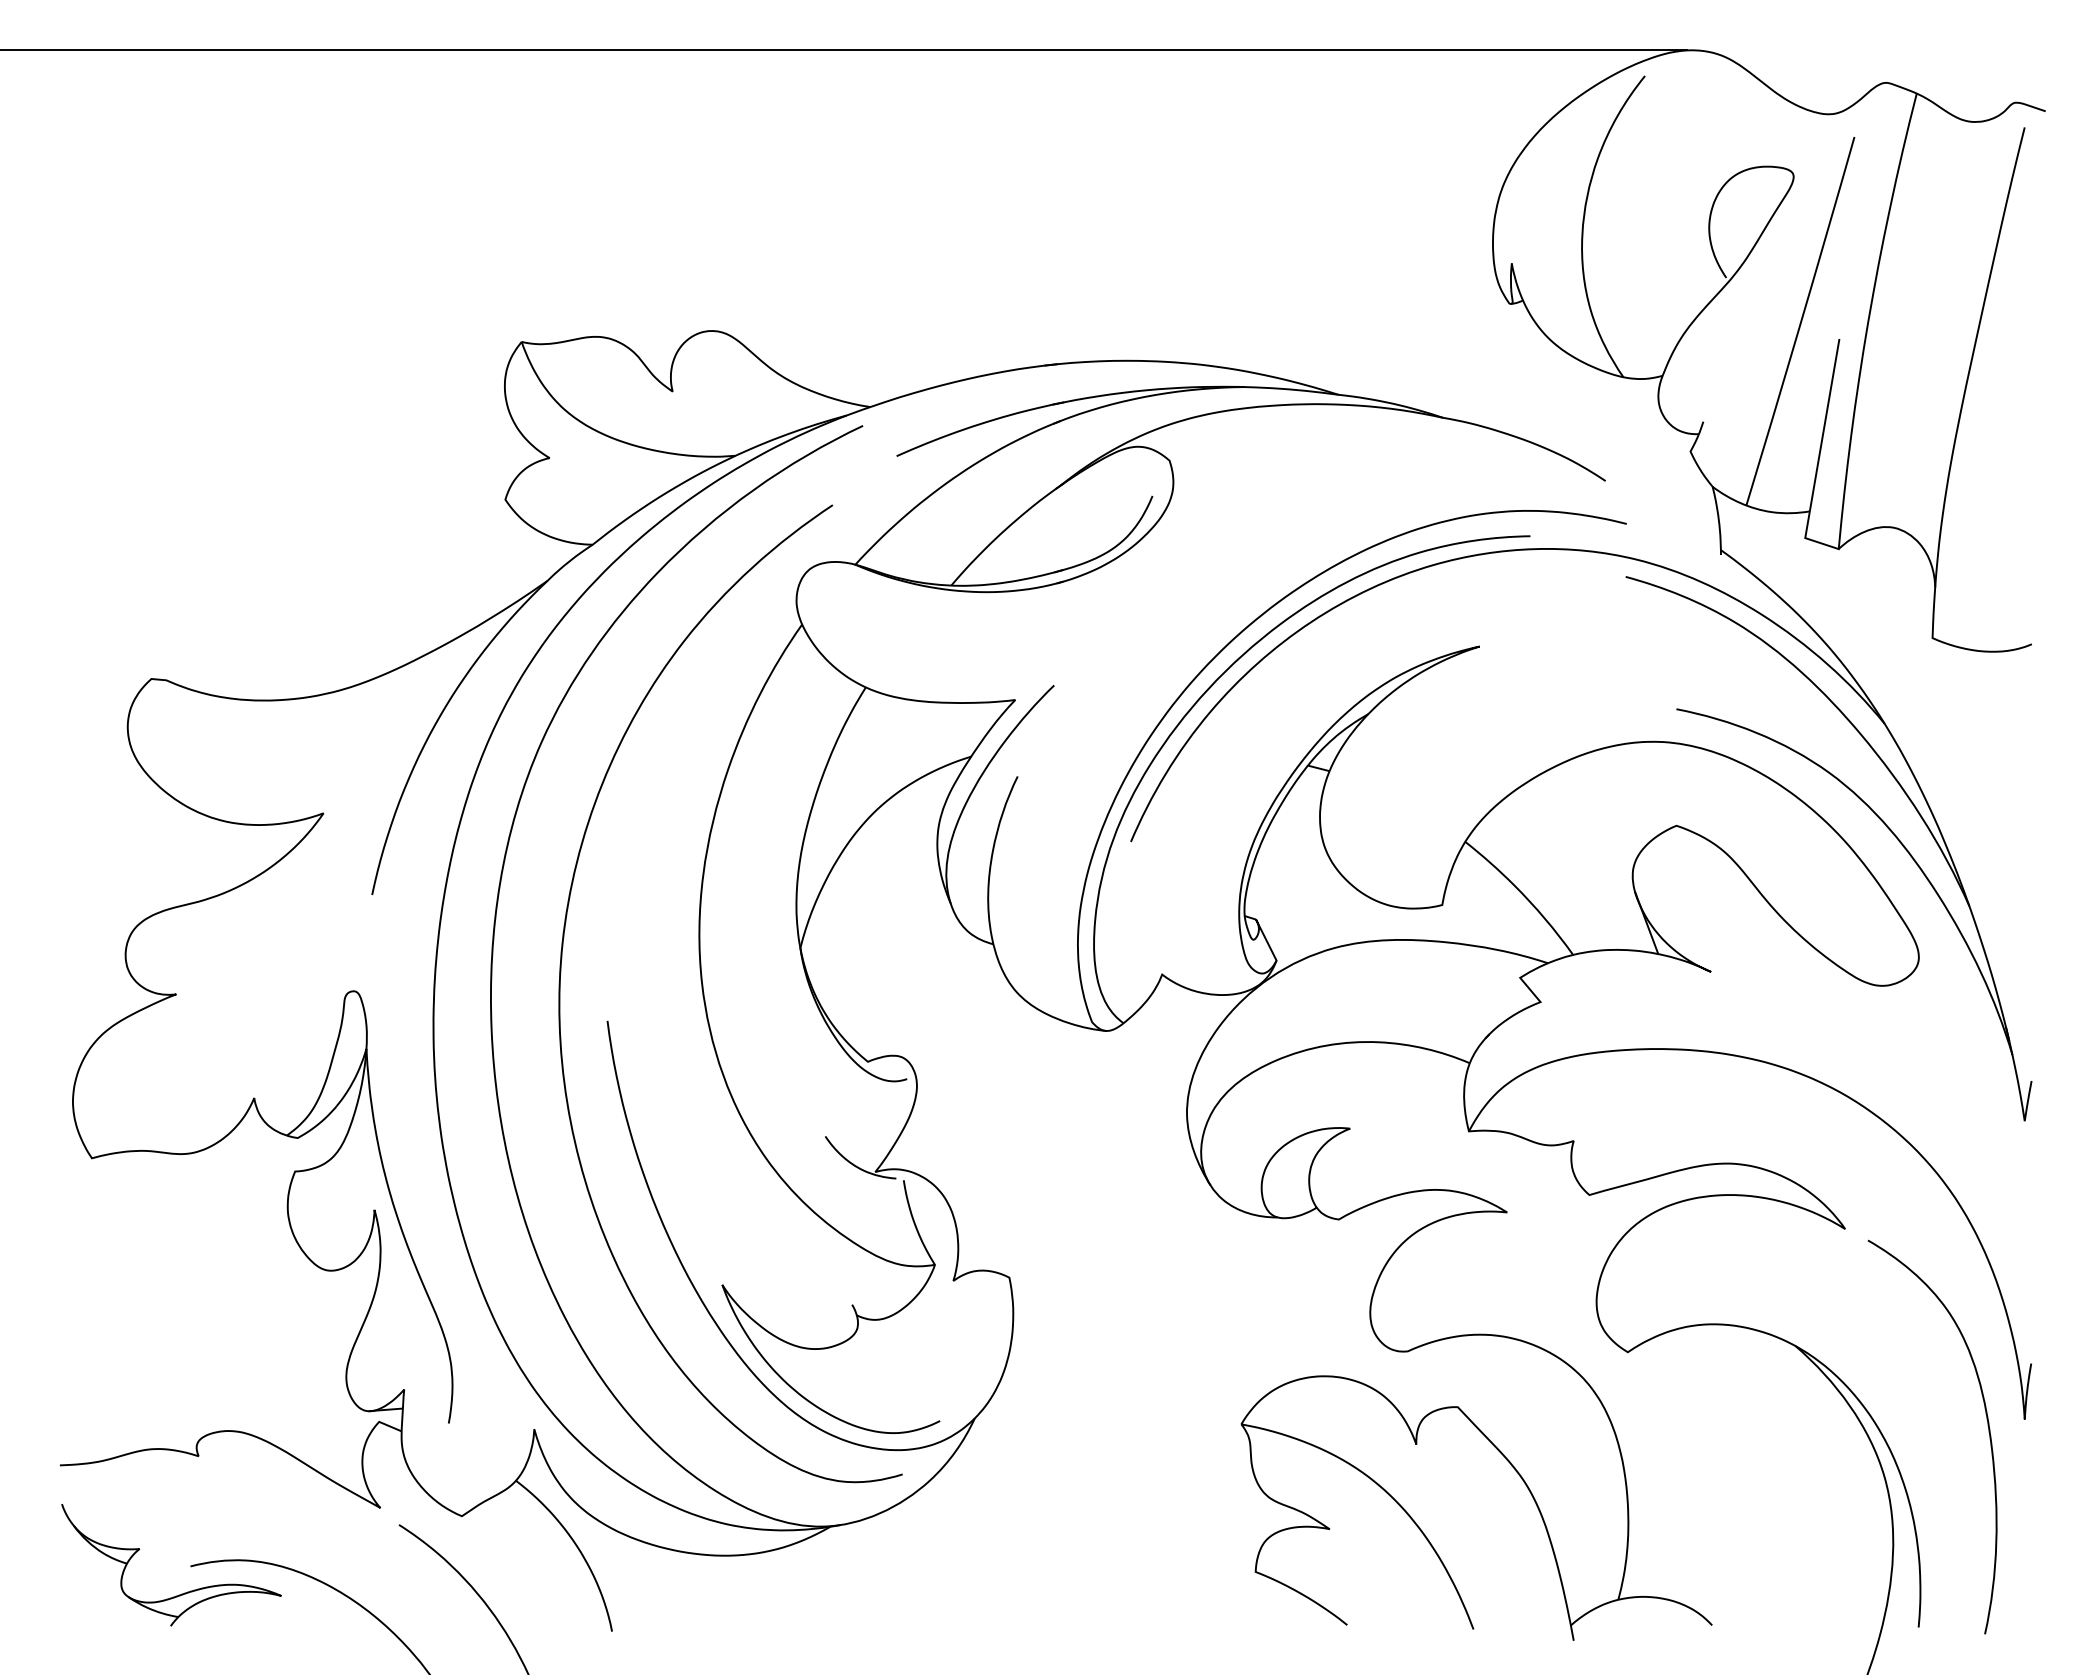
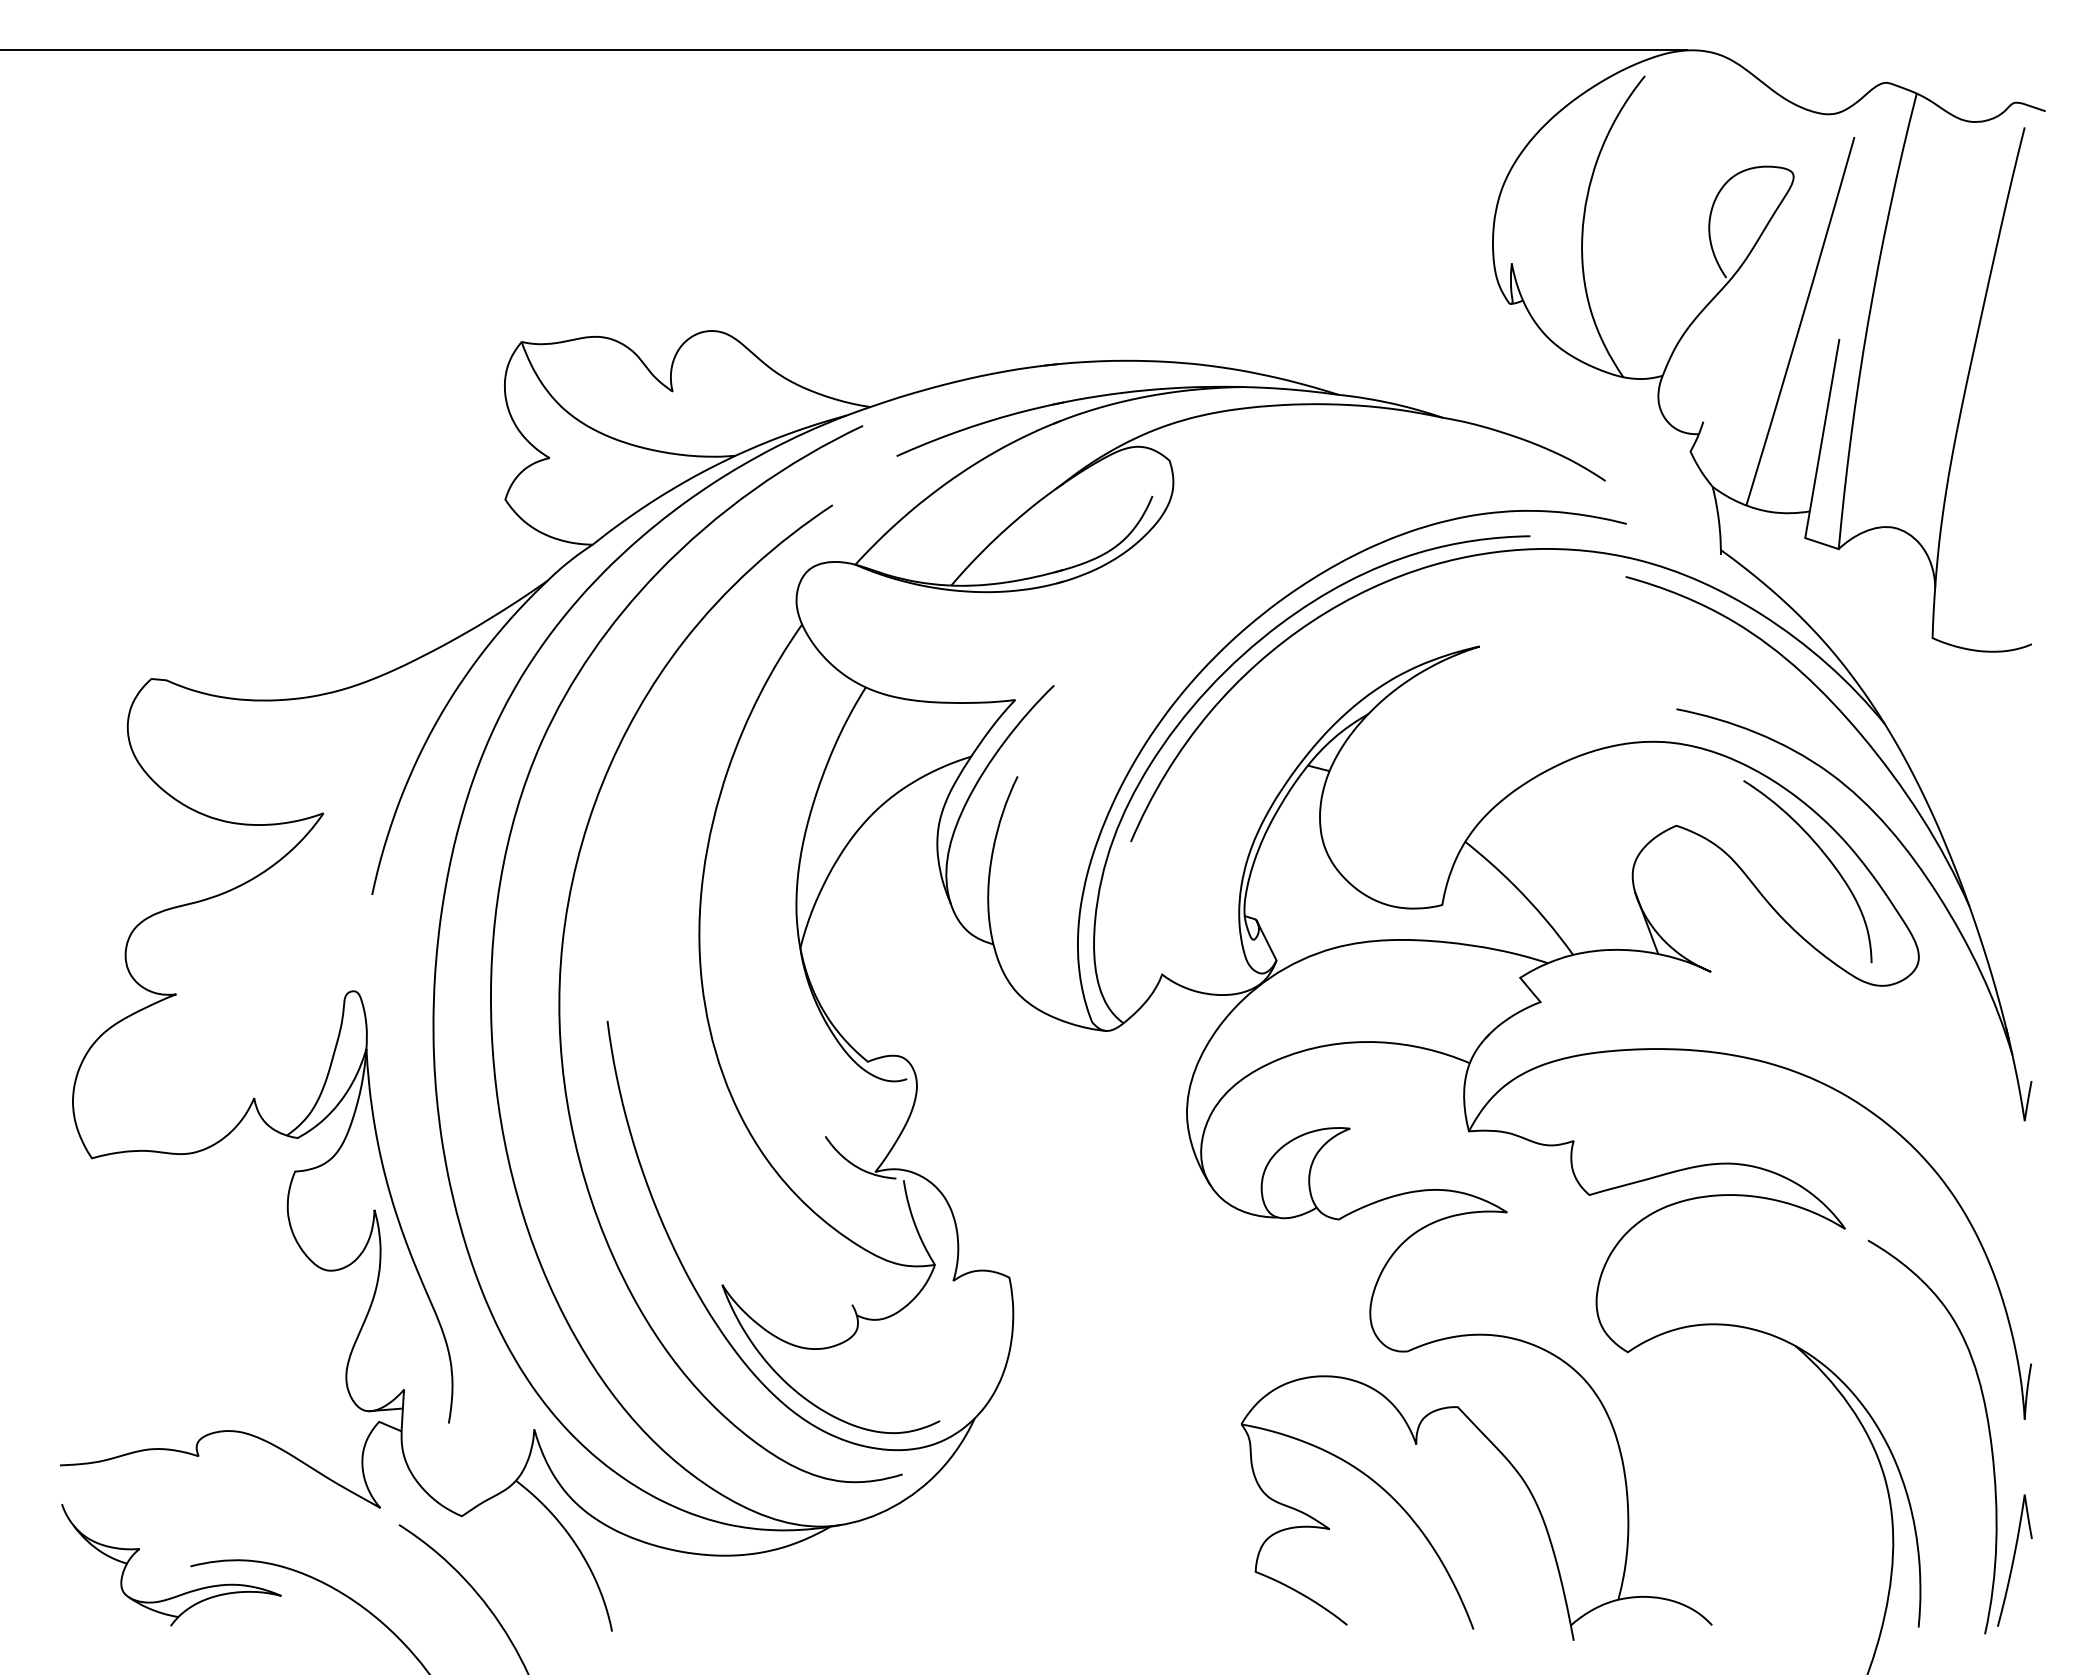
curve: none -> present (1823, 854)
curve: none -> present (2014, 1560)
